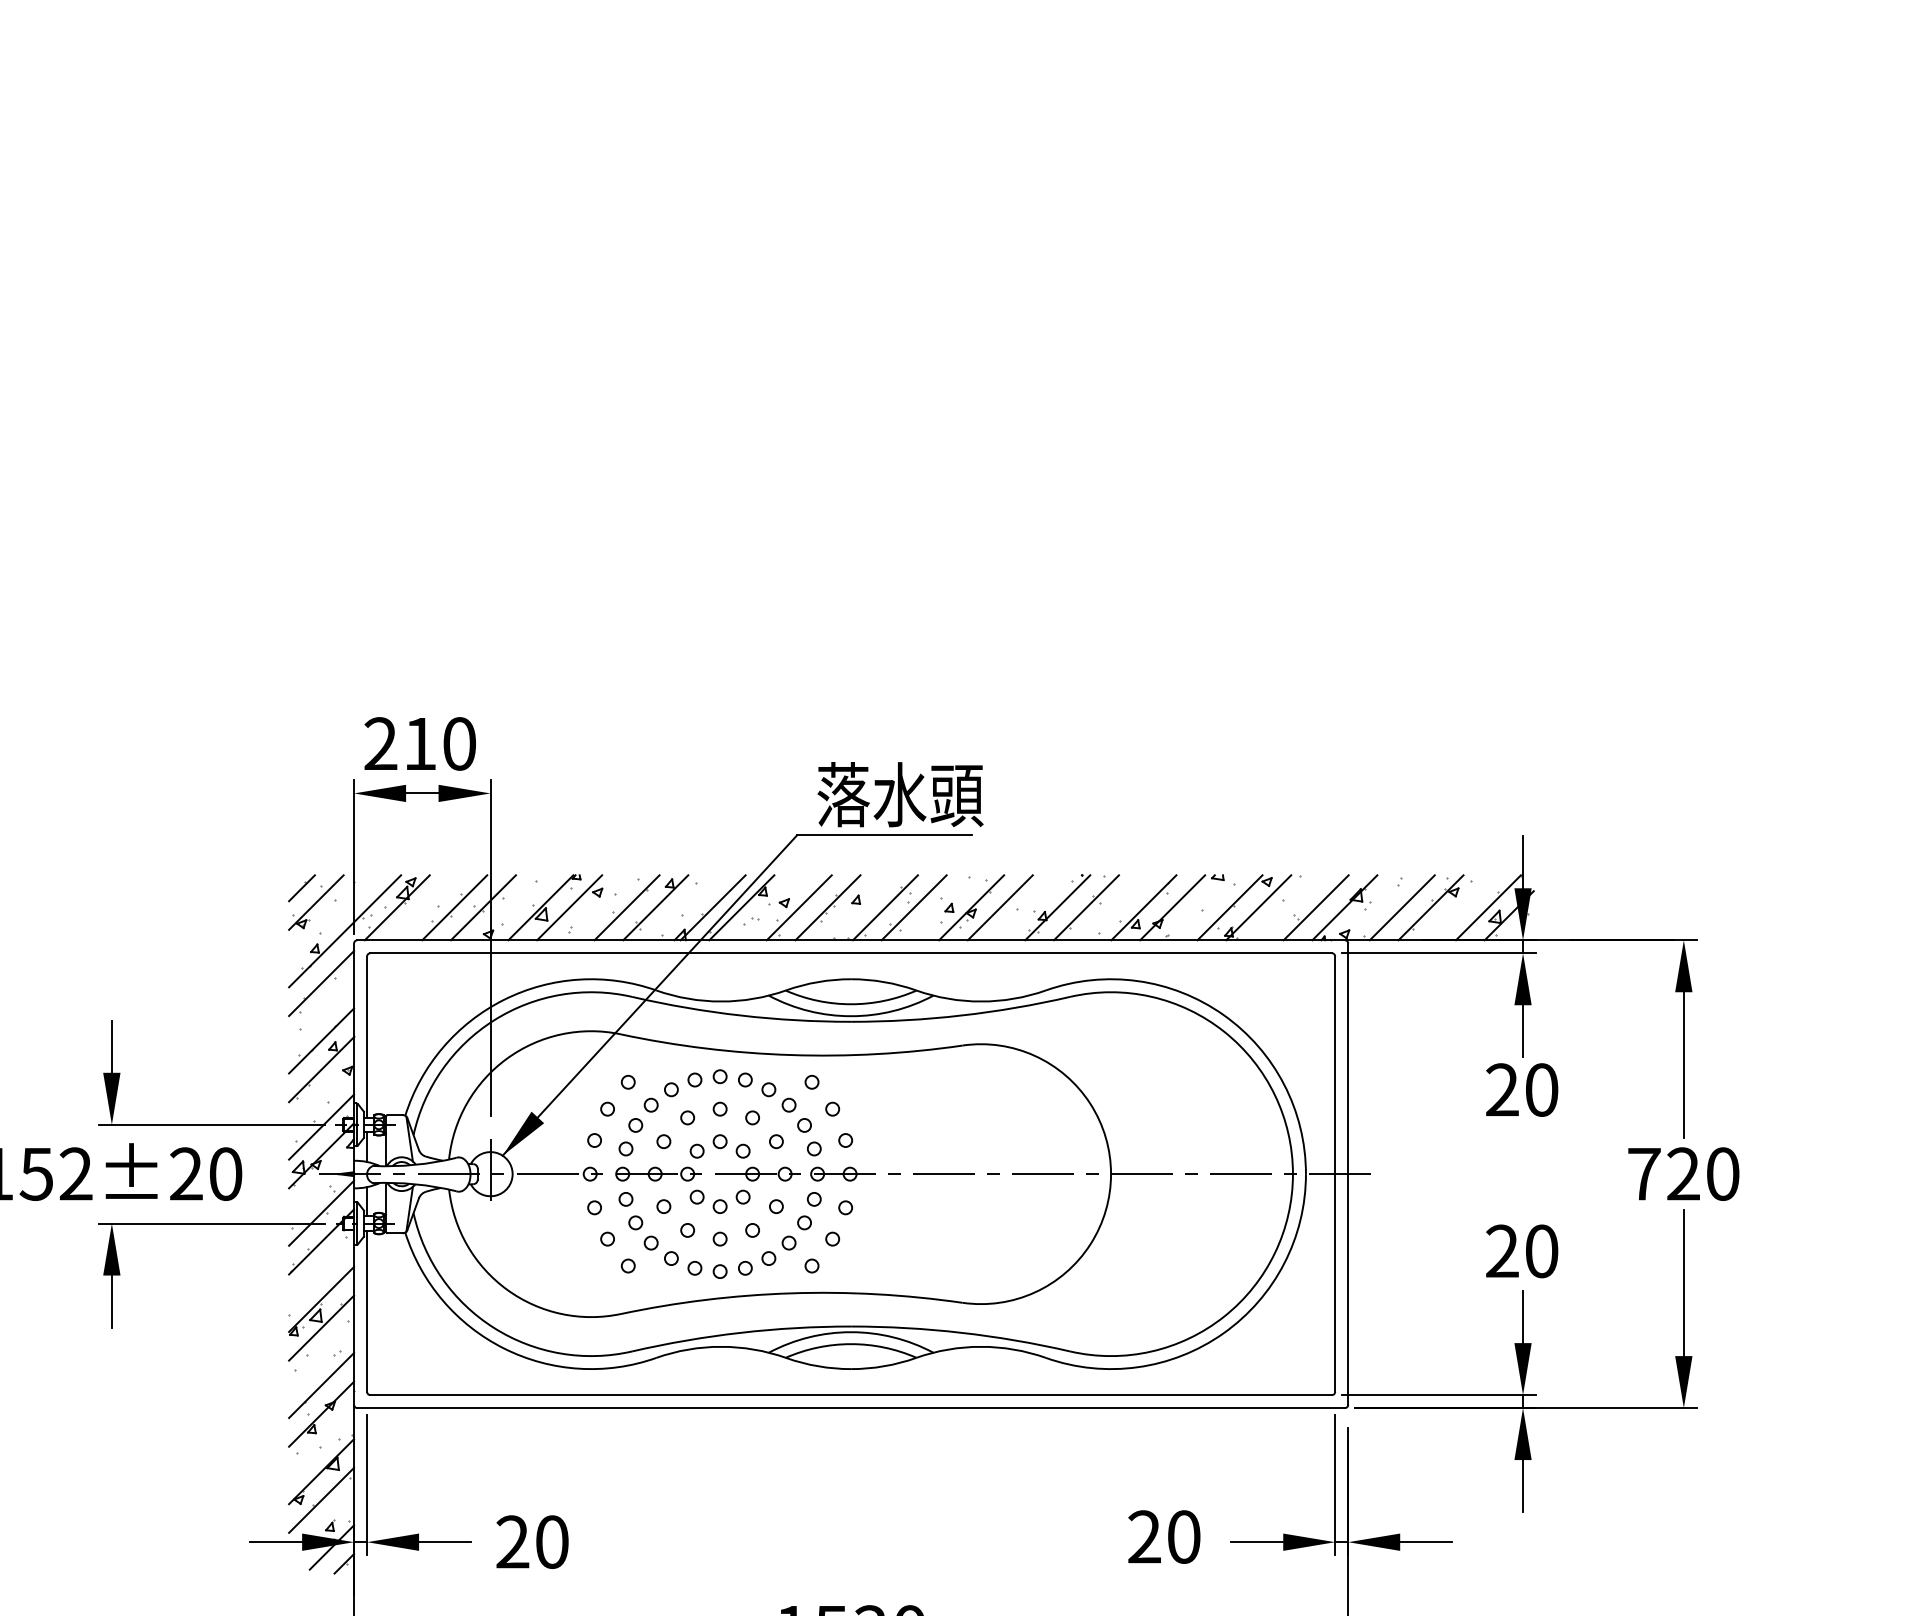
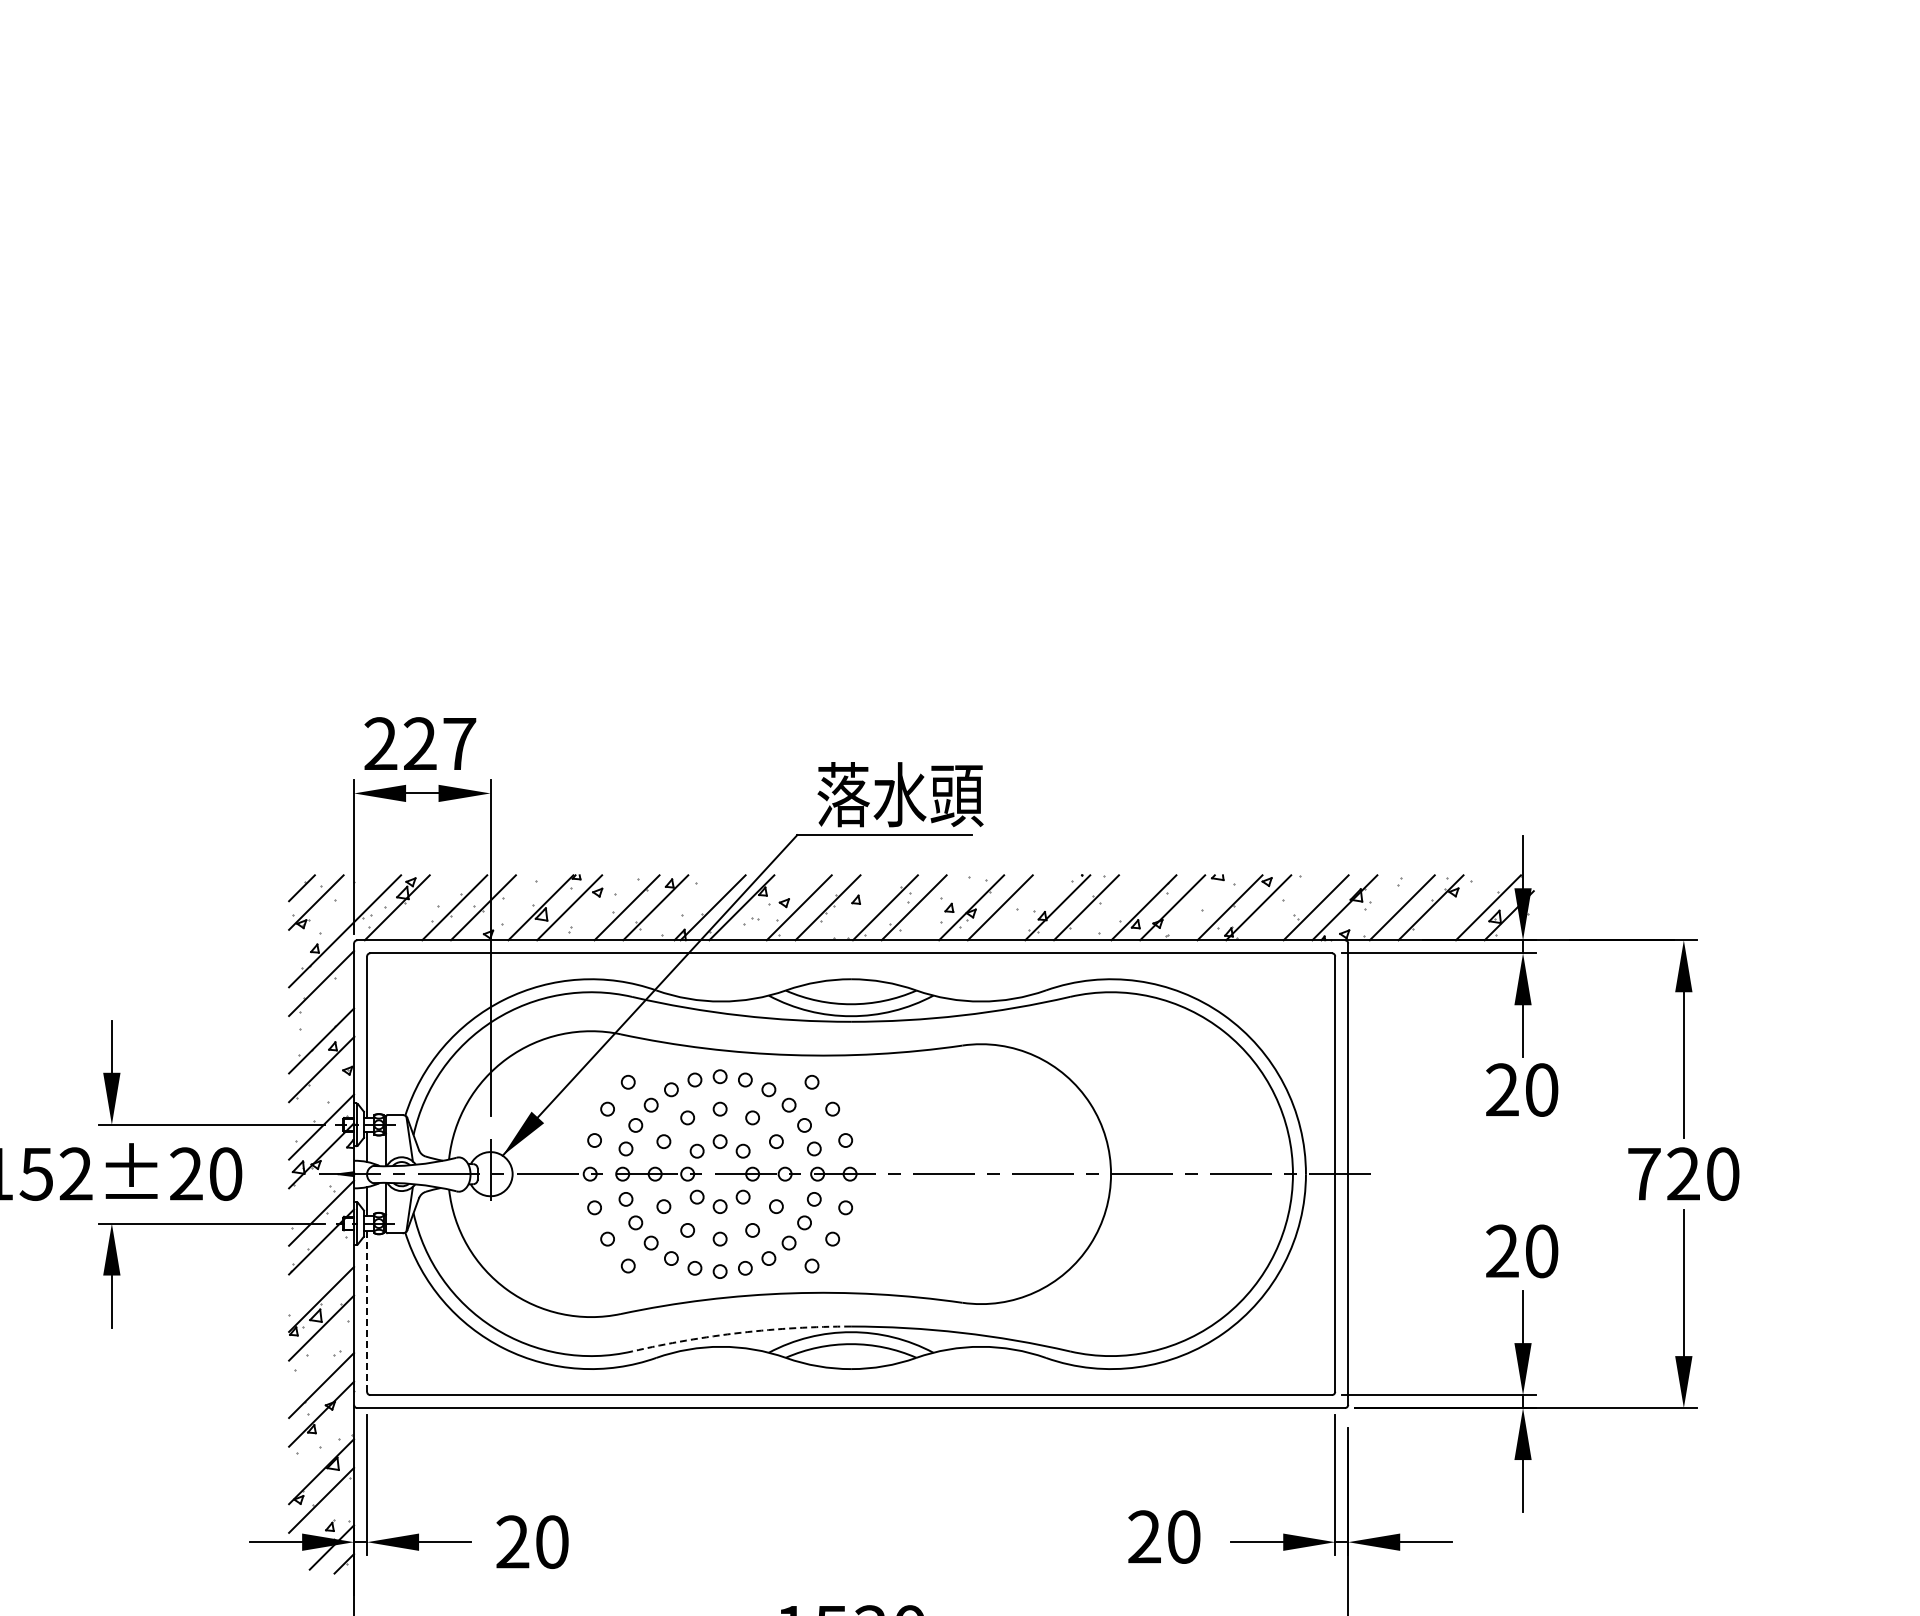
text: 210 -> 227 (439, 743)
line: solid -> dashed (367, 1311)
arc: solid -> dashed (740, 1332)
